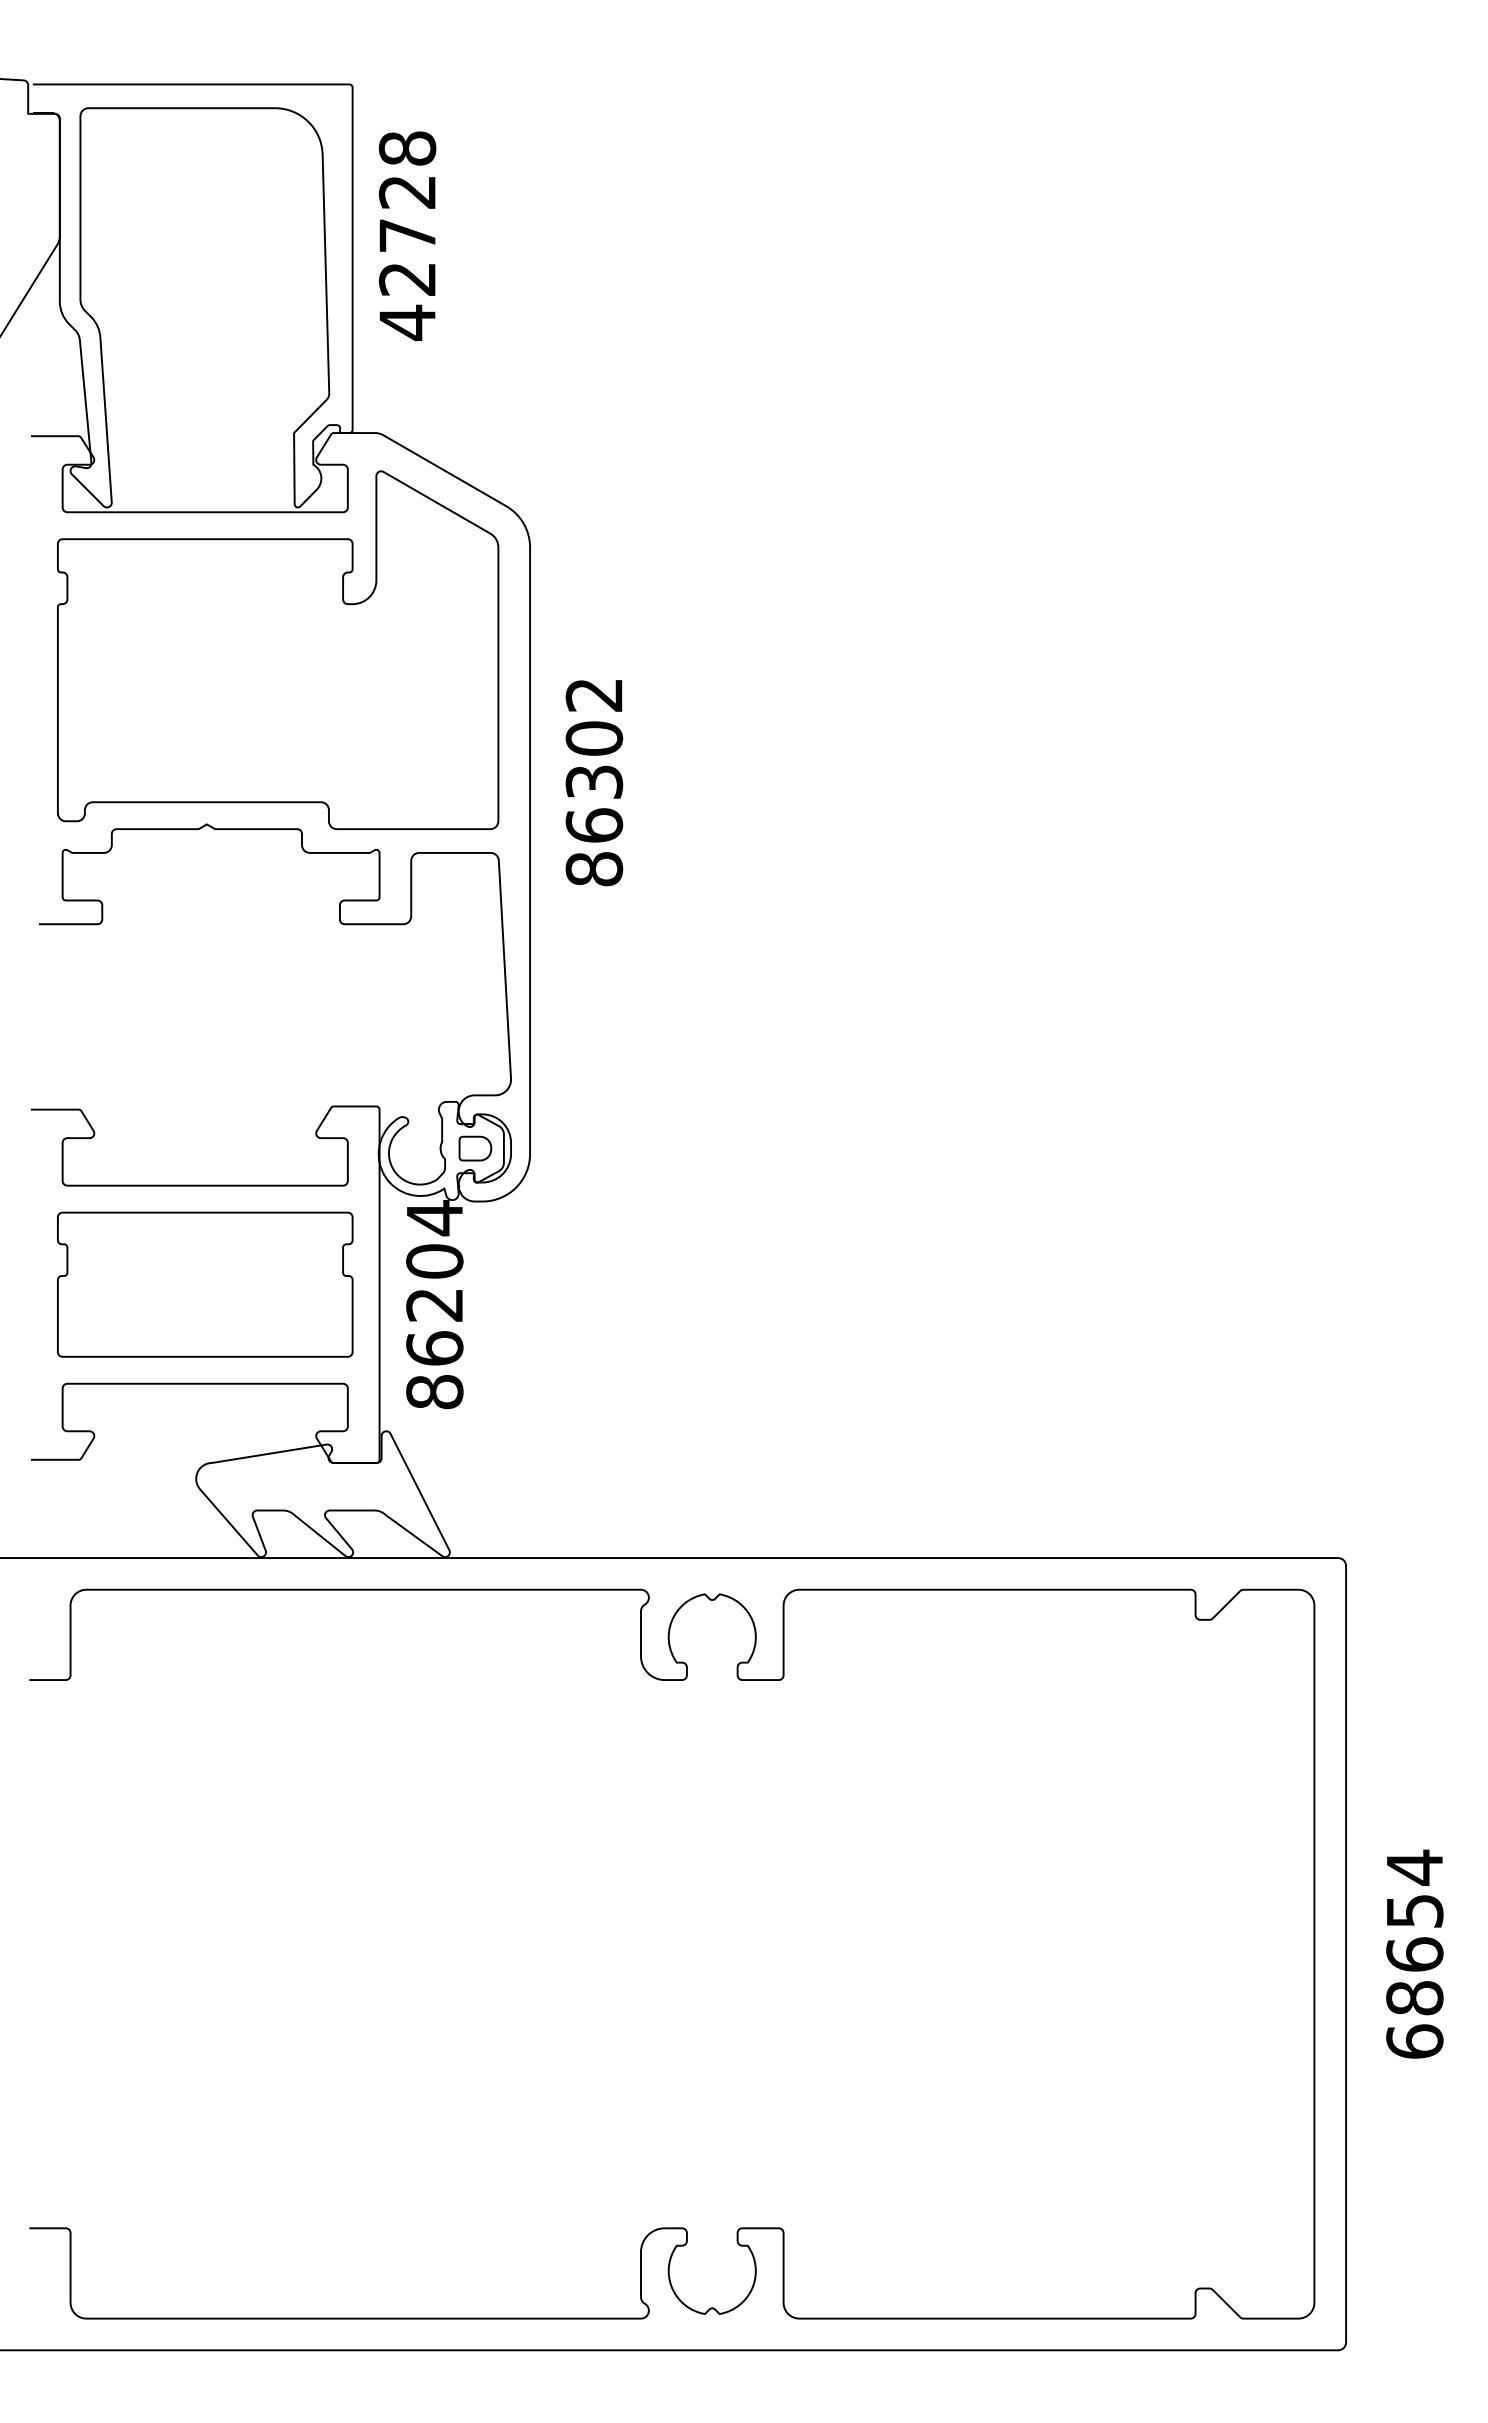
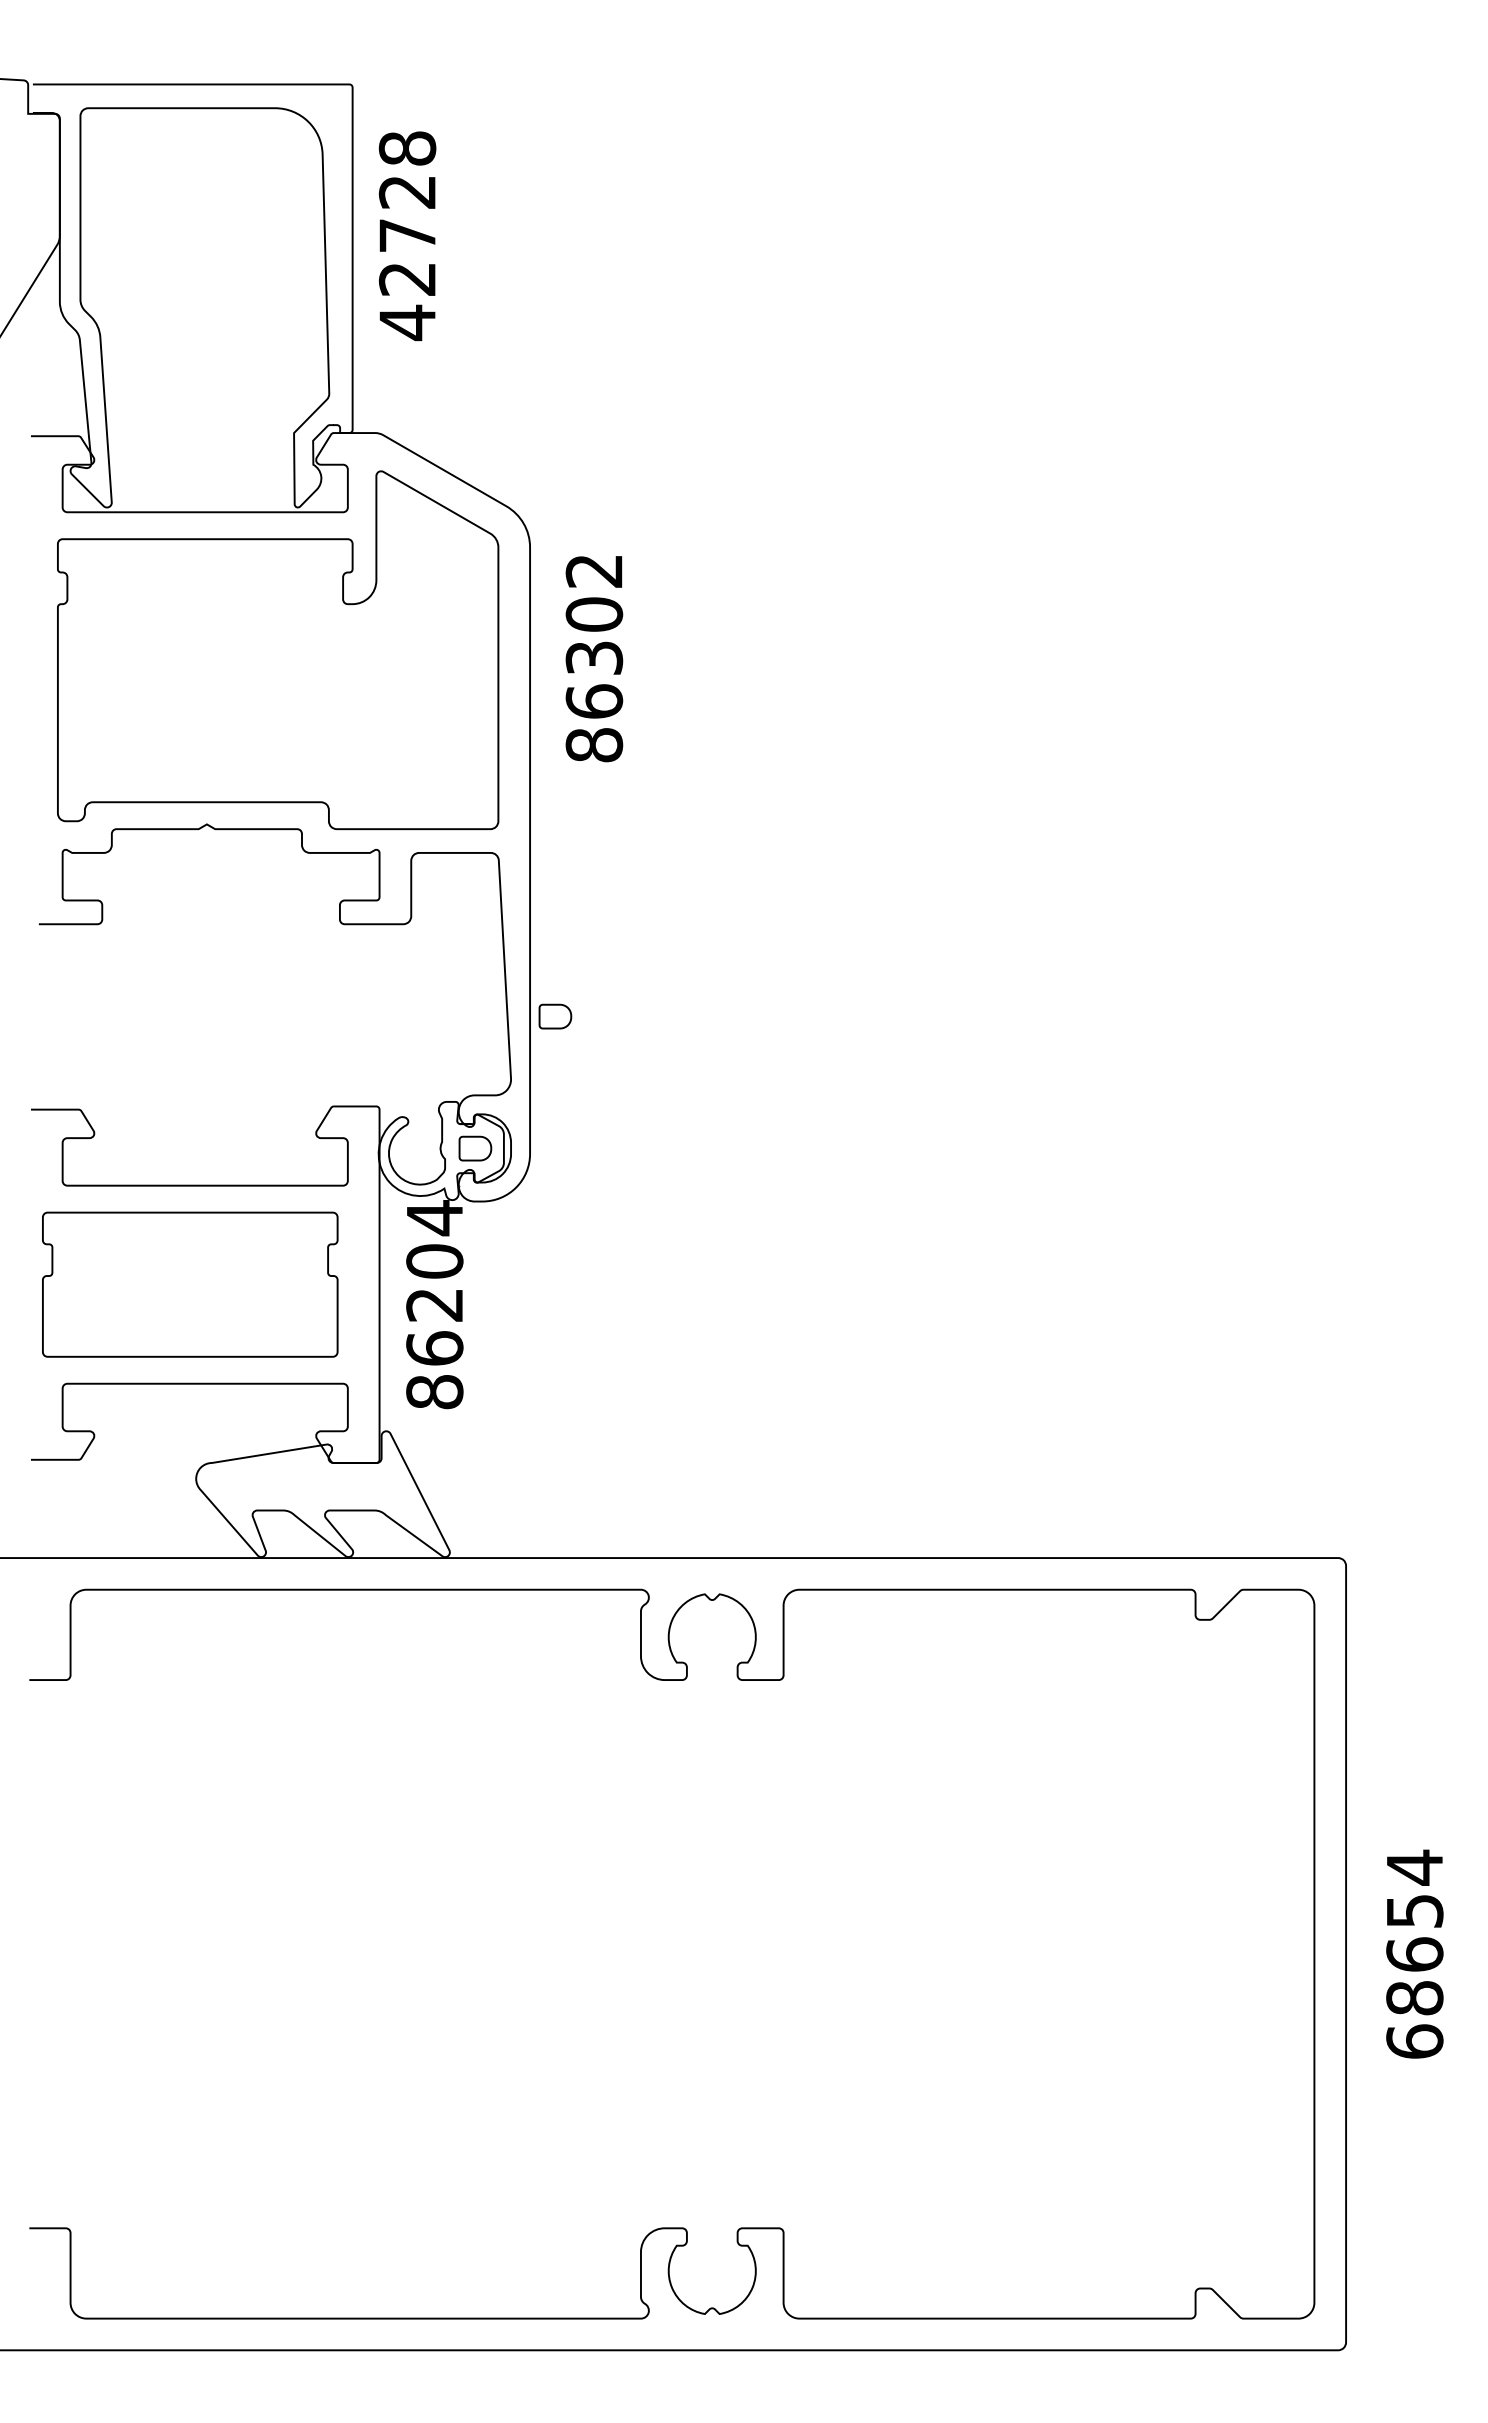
text position: (594, 783) -> (594, 659) (594, 659)
part: none -> present (555, 1016)
part position: (205, 1284) -> (190, 1284) (190, 1284)
